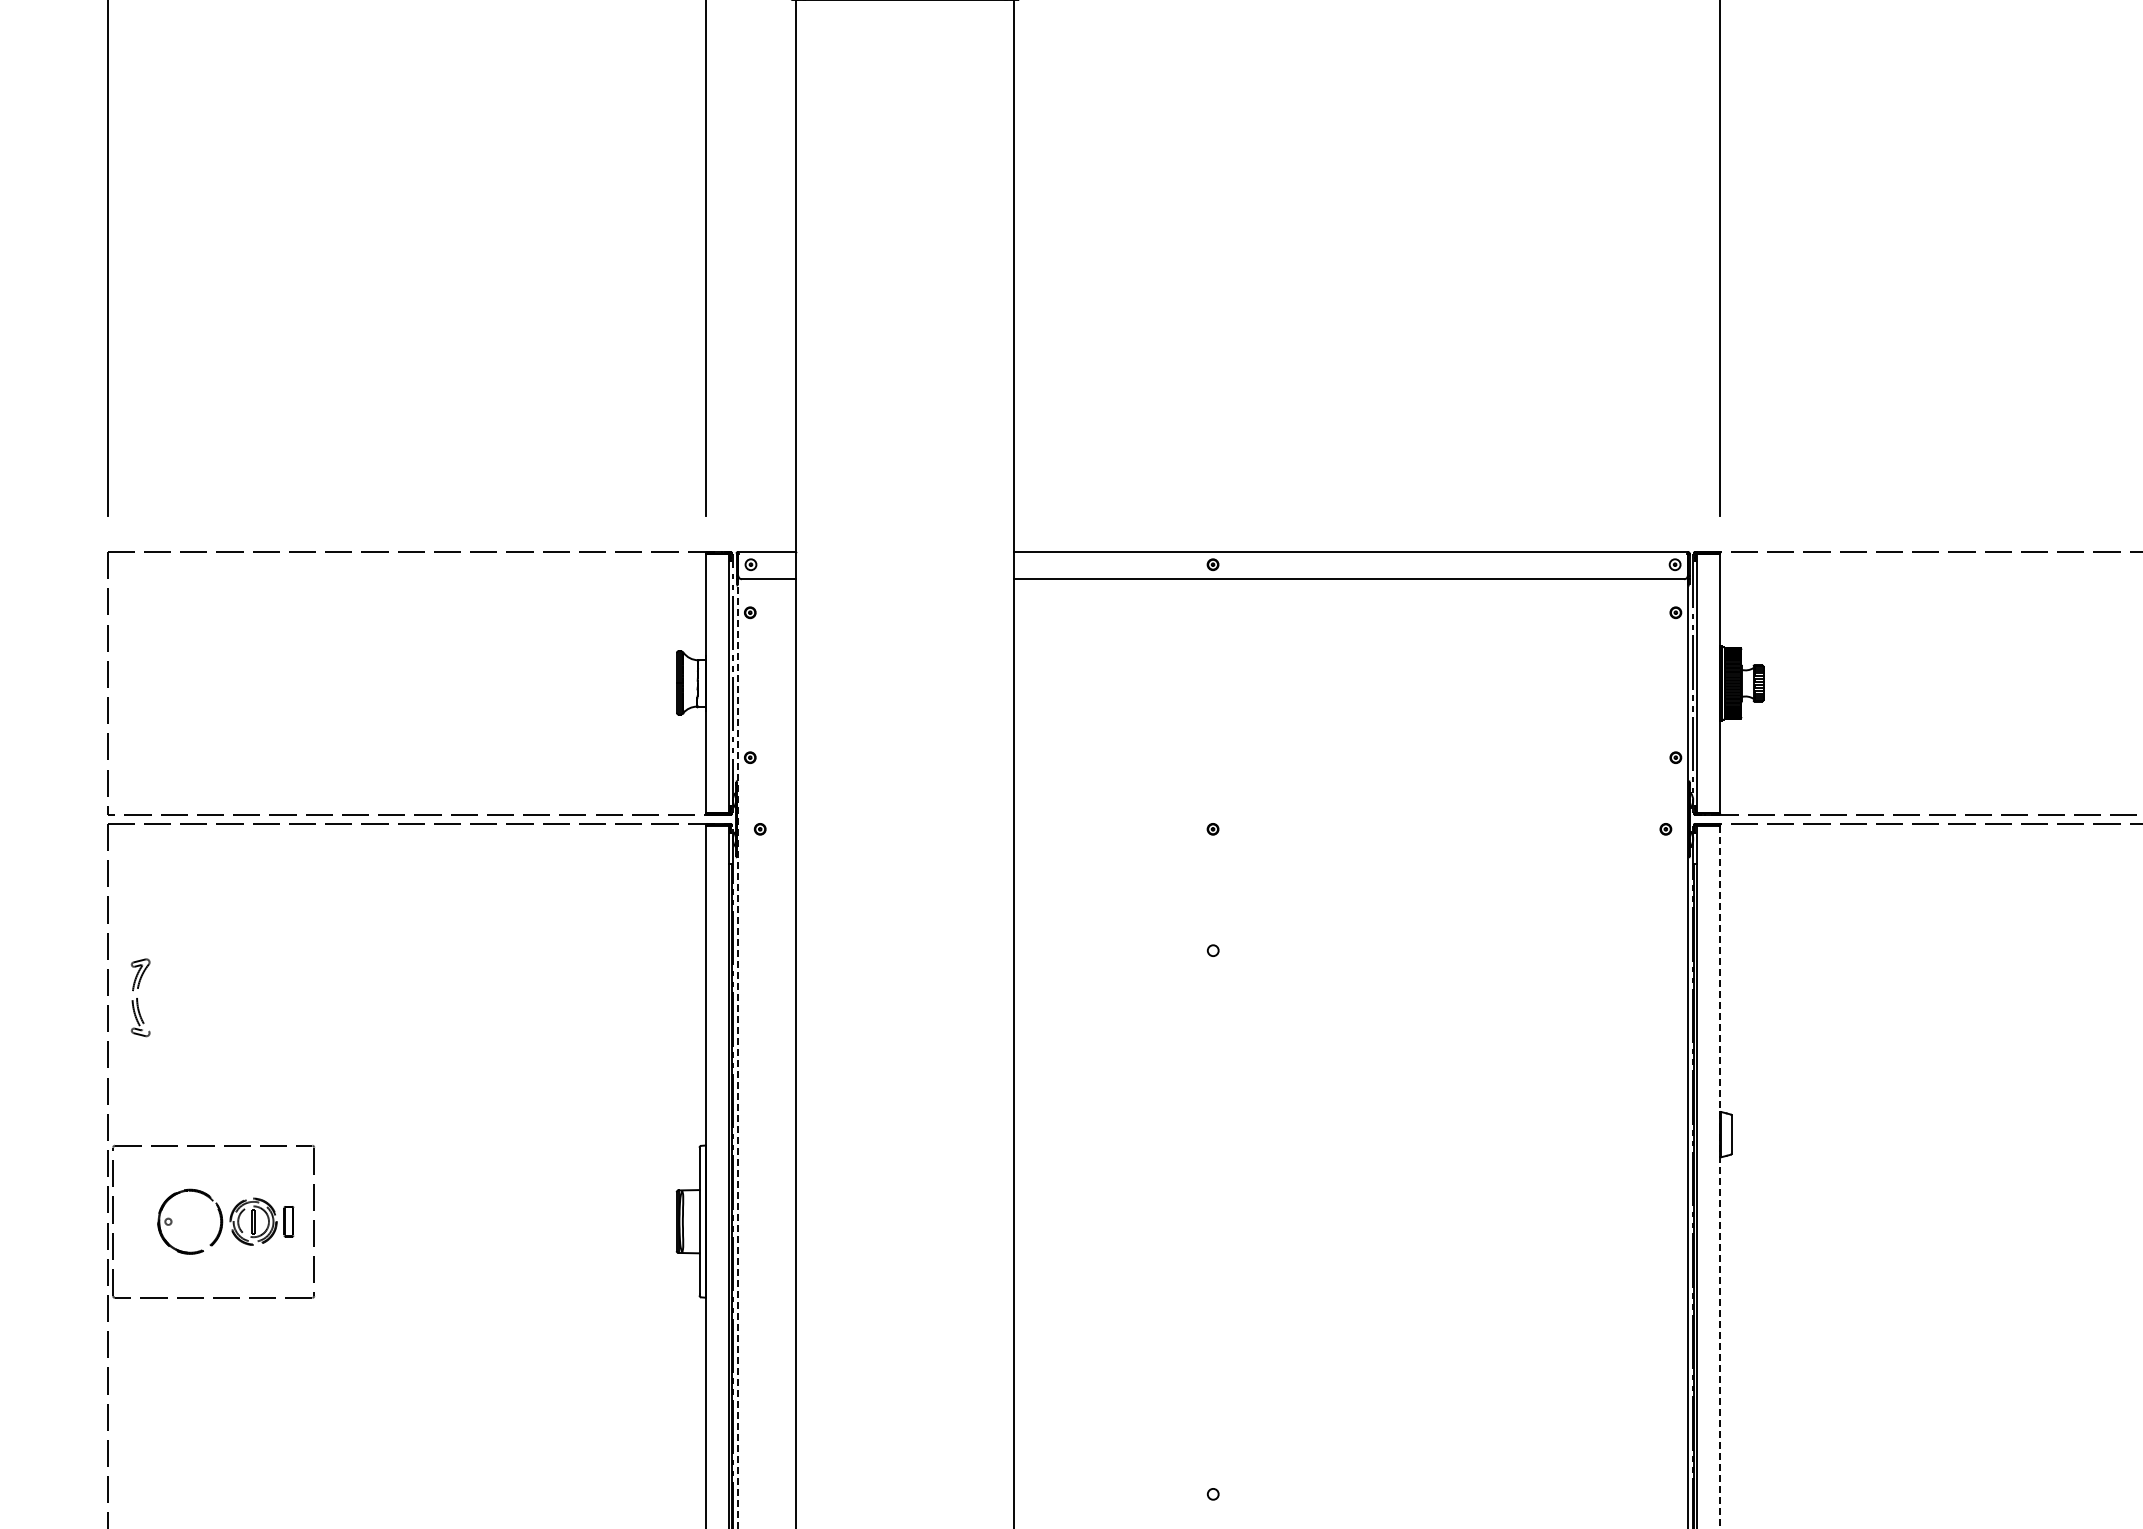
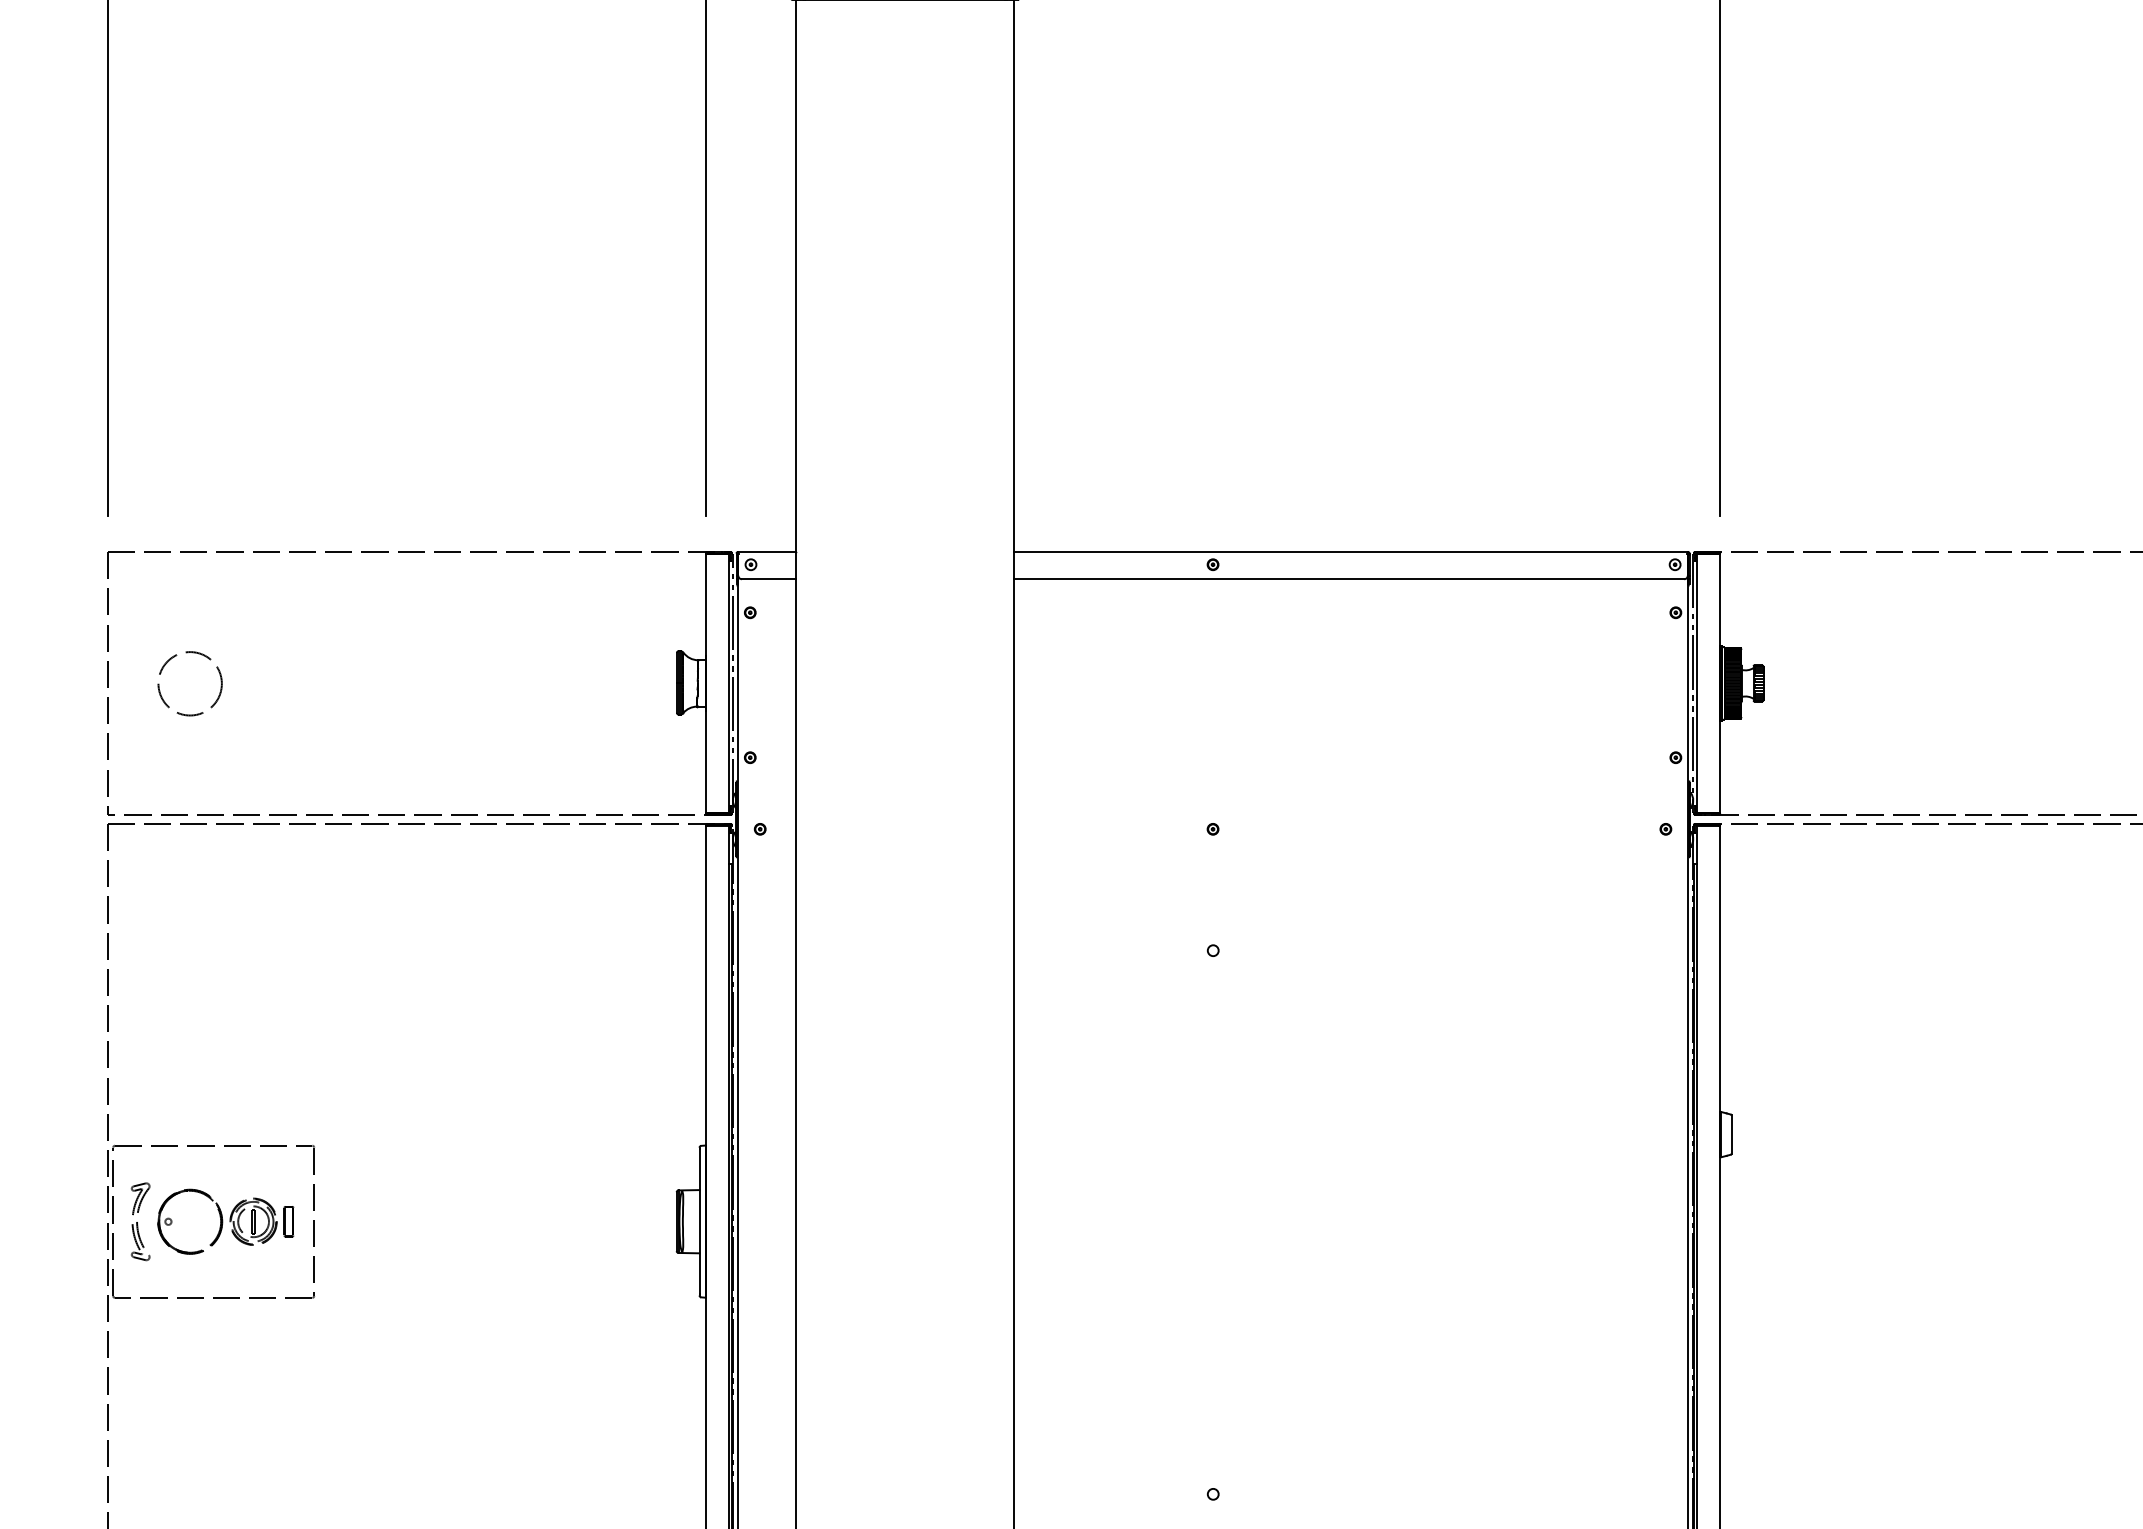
circle: none -> present (189, 683)
part position: (140, 997) -> (140, 1221) (140, 1221)
line: dashed -> solid (737, 1041)
line: dashed -> solid (1720, 1177)
